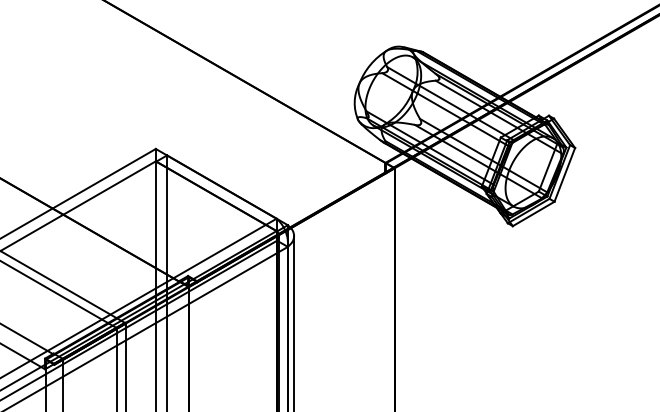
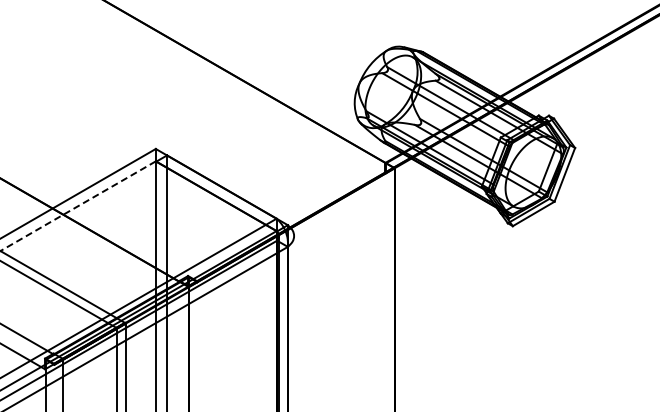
line: solid -> dashed (77, 206)
line: present -> none (294, 322)
